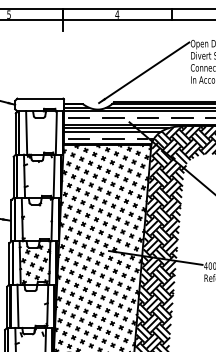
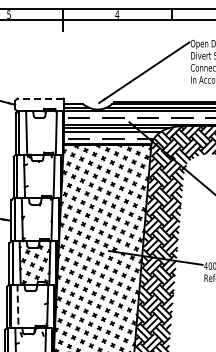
line: solid -> dashed (40, 98)
line: solid -> dashed (18, 306)
